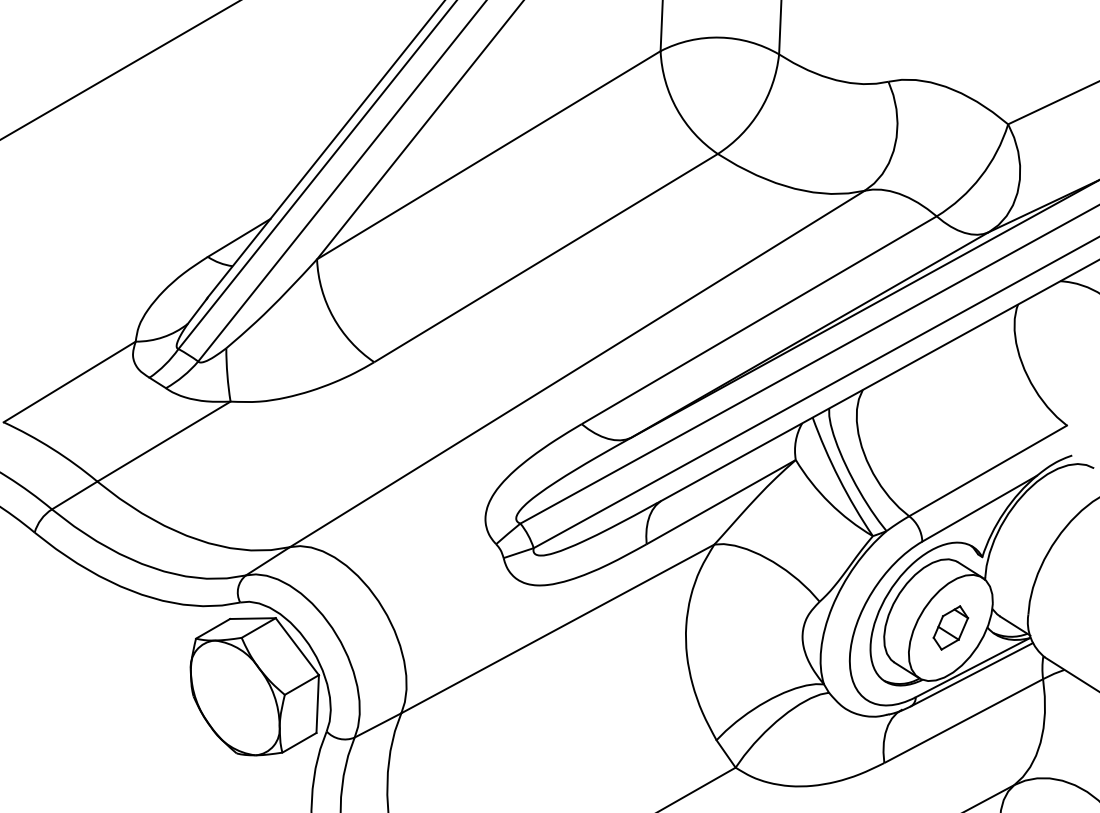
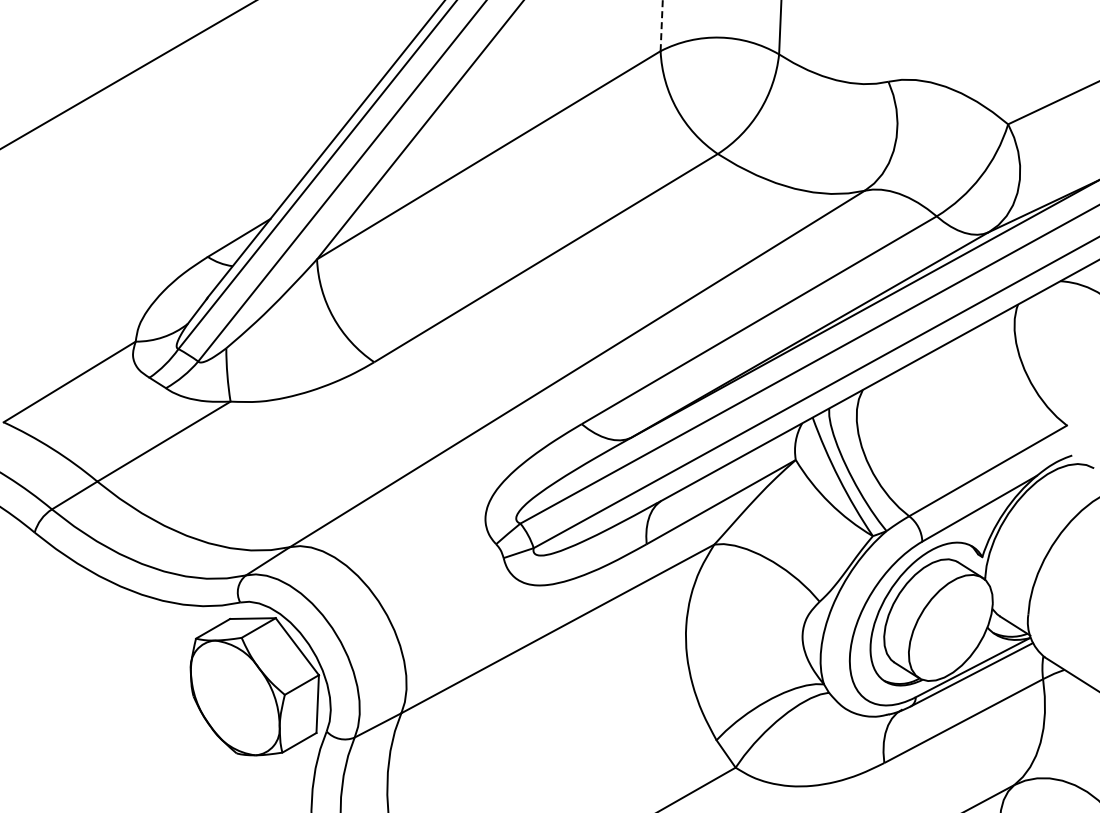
line: solid -> dashed (661, 25)
line position: (119, 70) -> (127, 75) (127, 75)
part: present -> none (950, 627)
